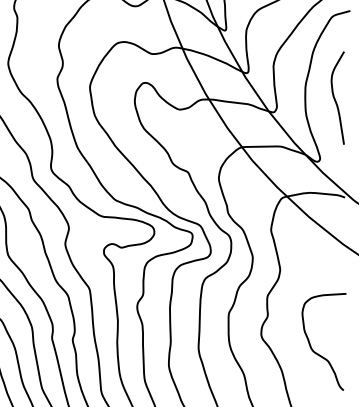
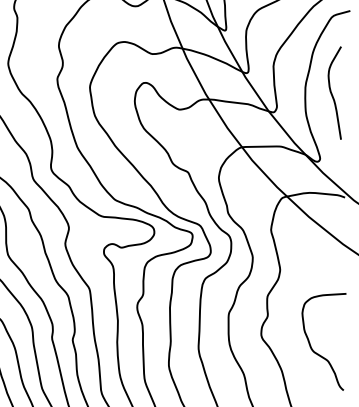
curve position: (335, 98) -> (332, 93) (332, 93)
